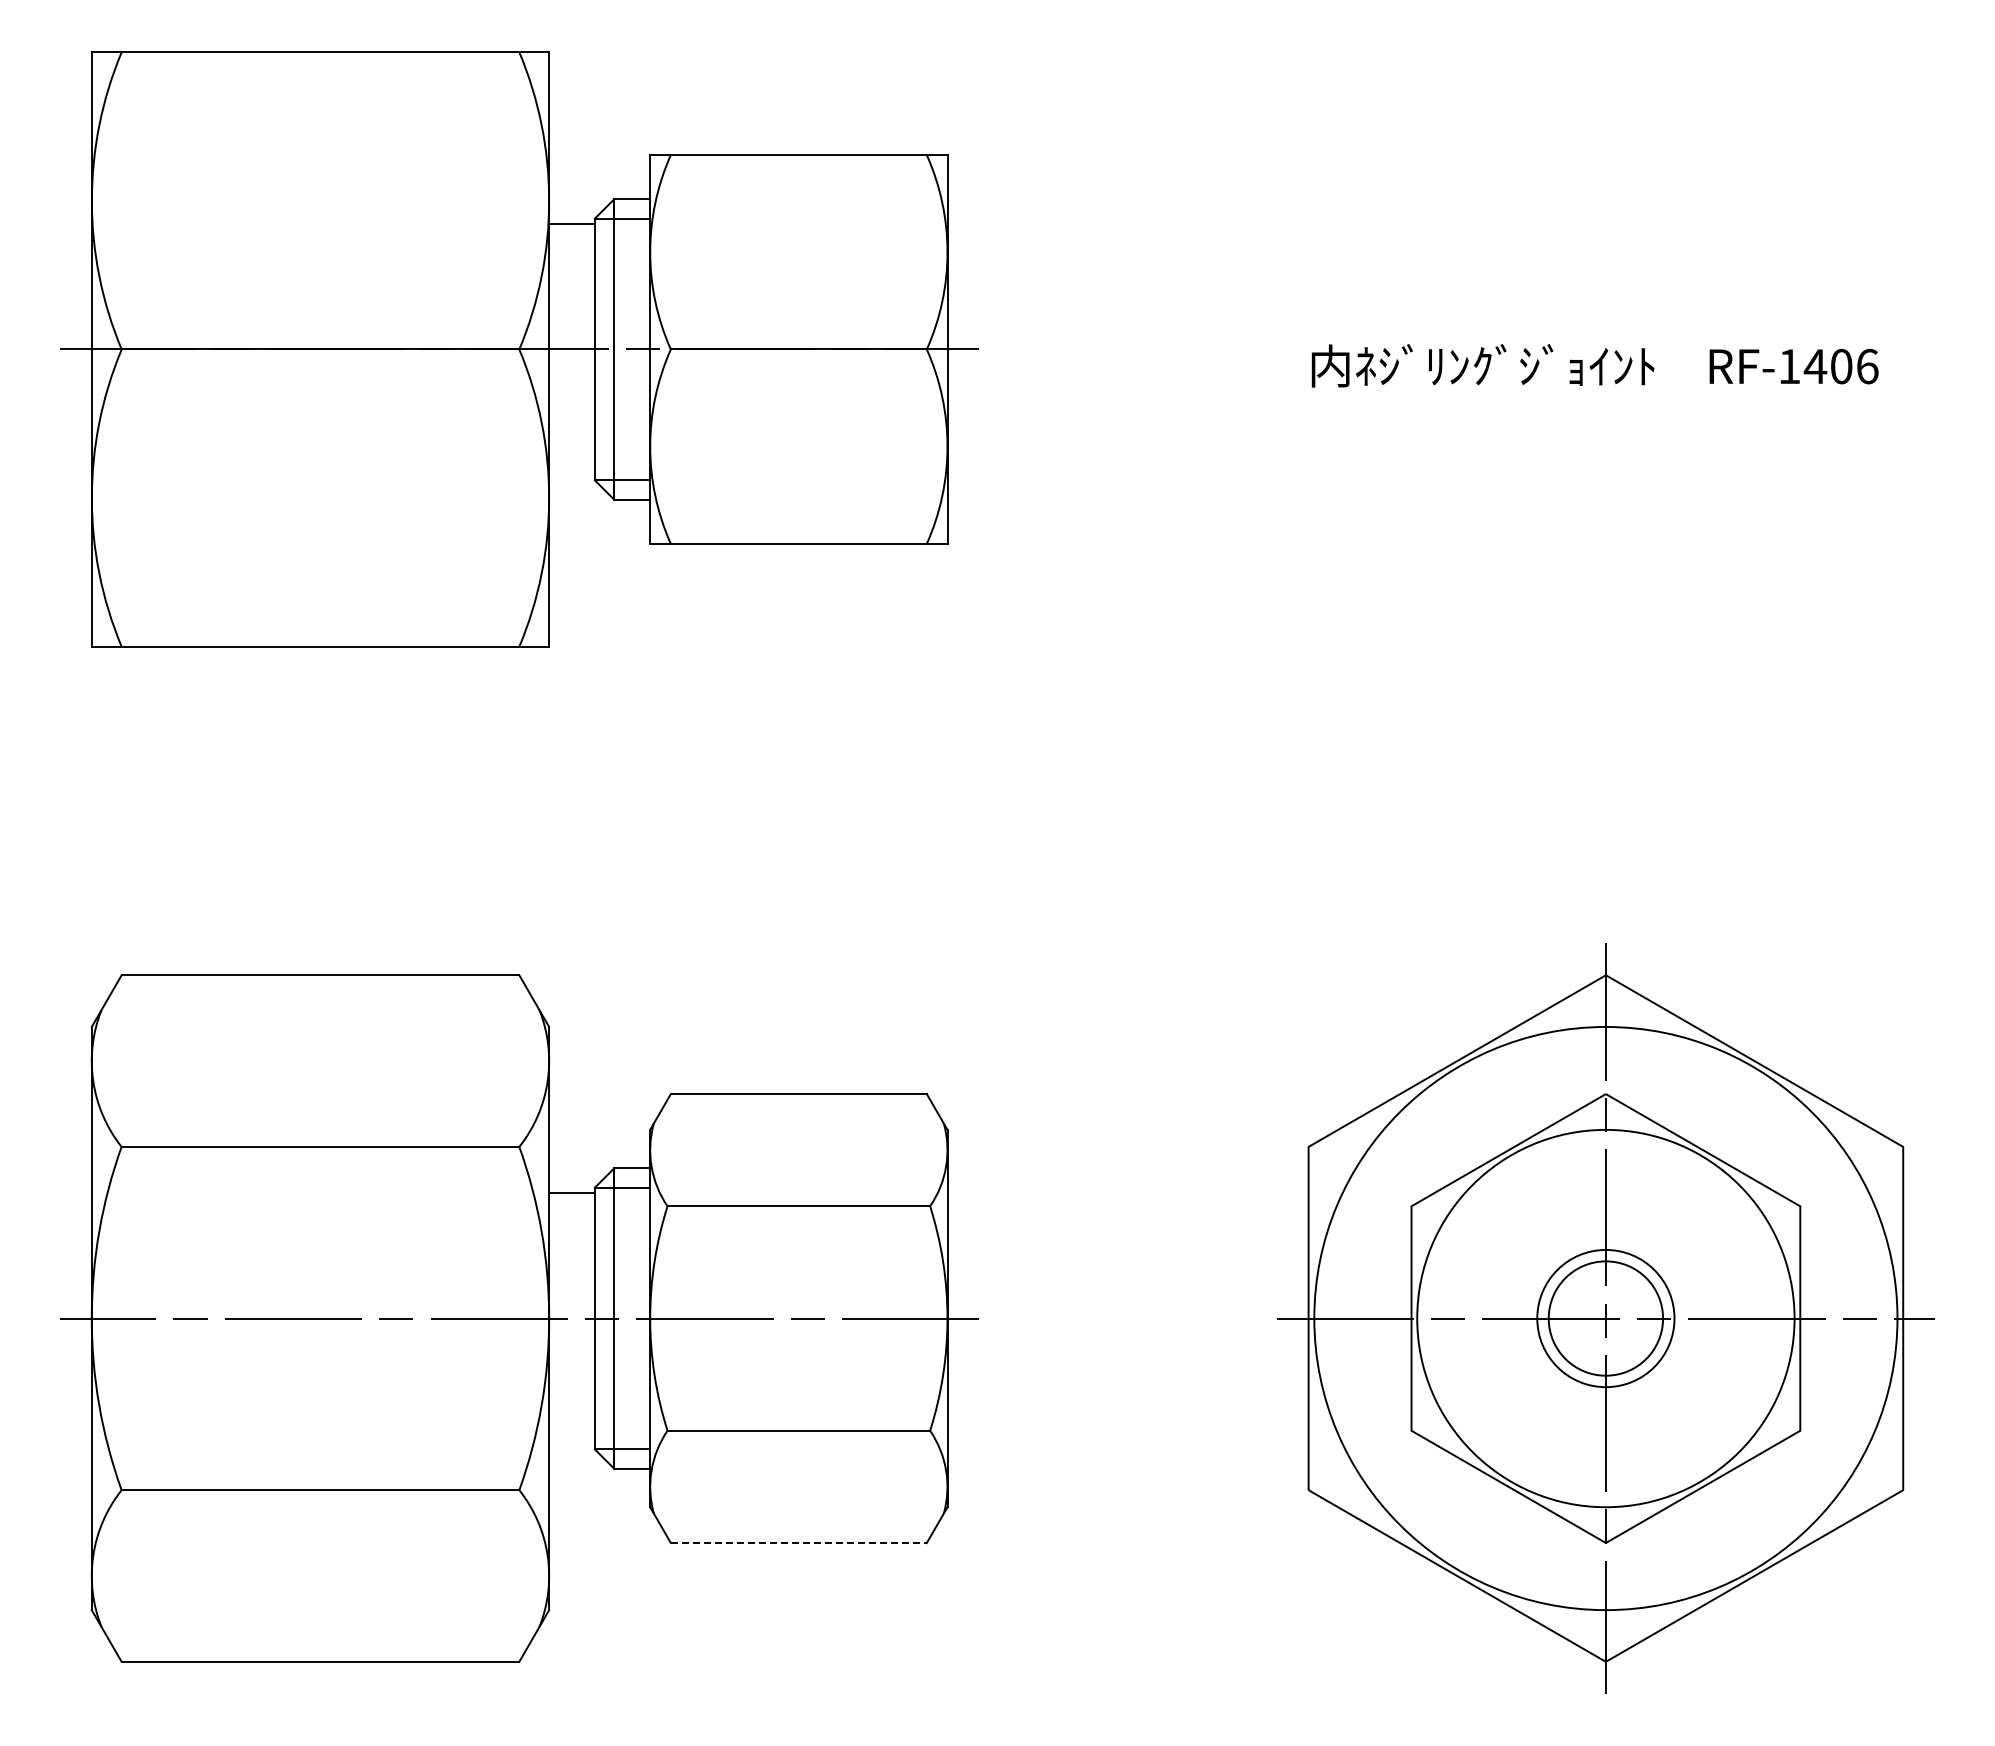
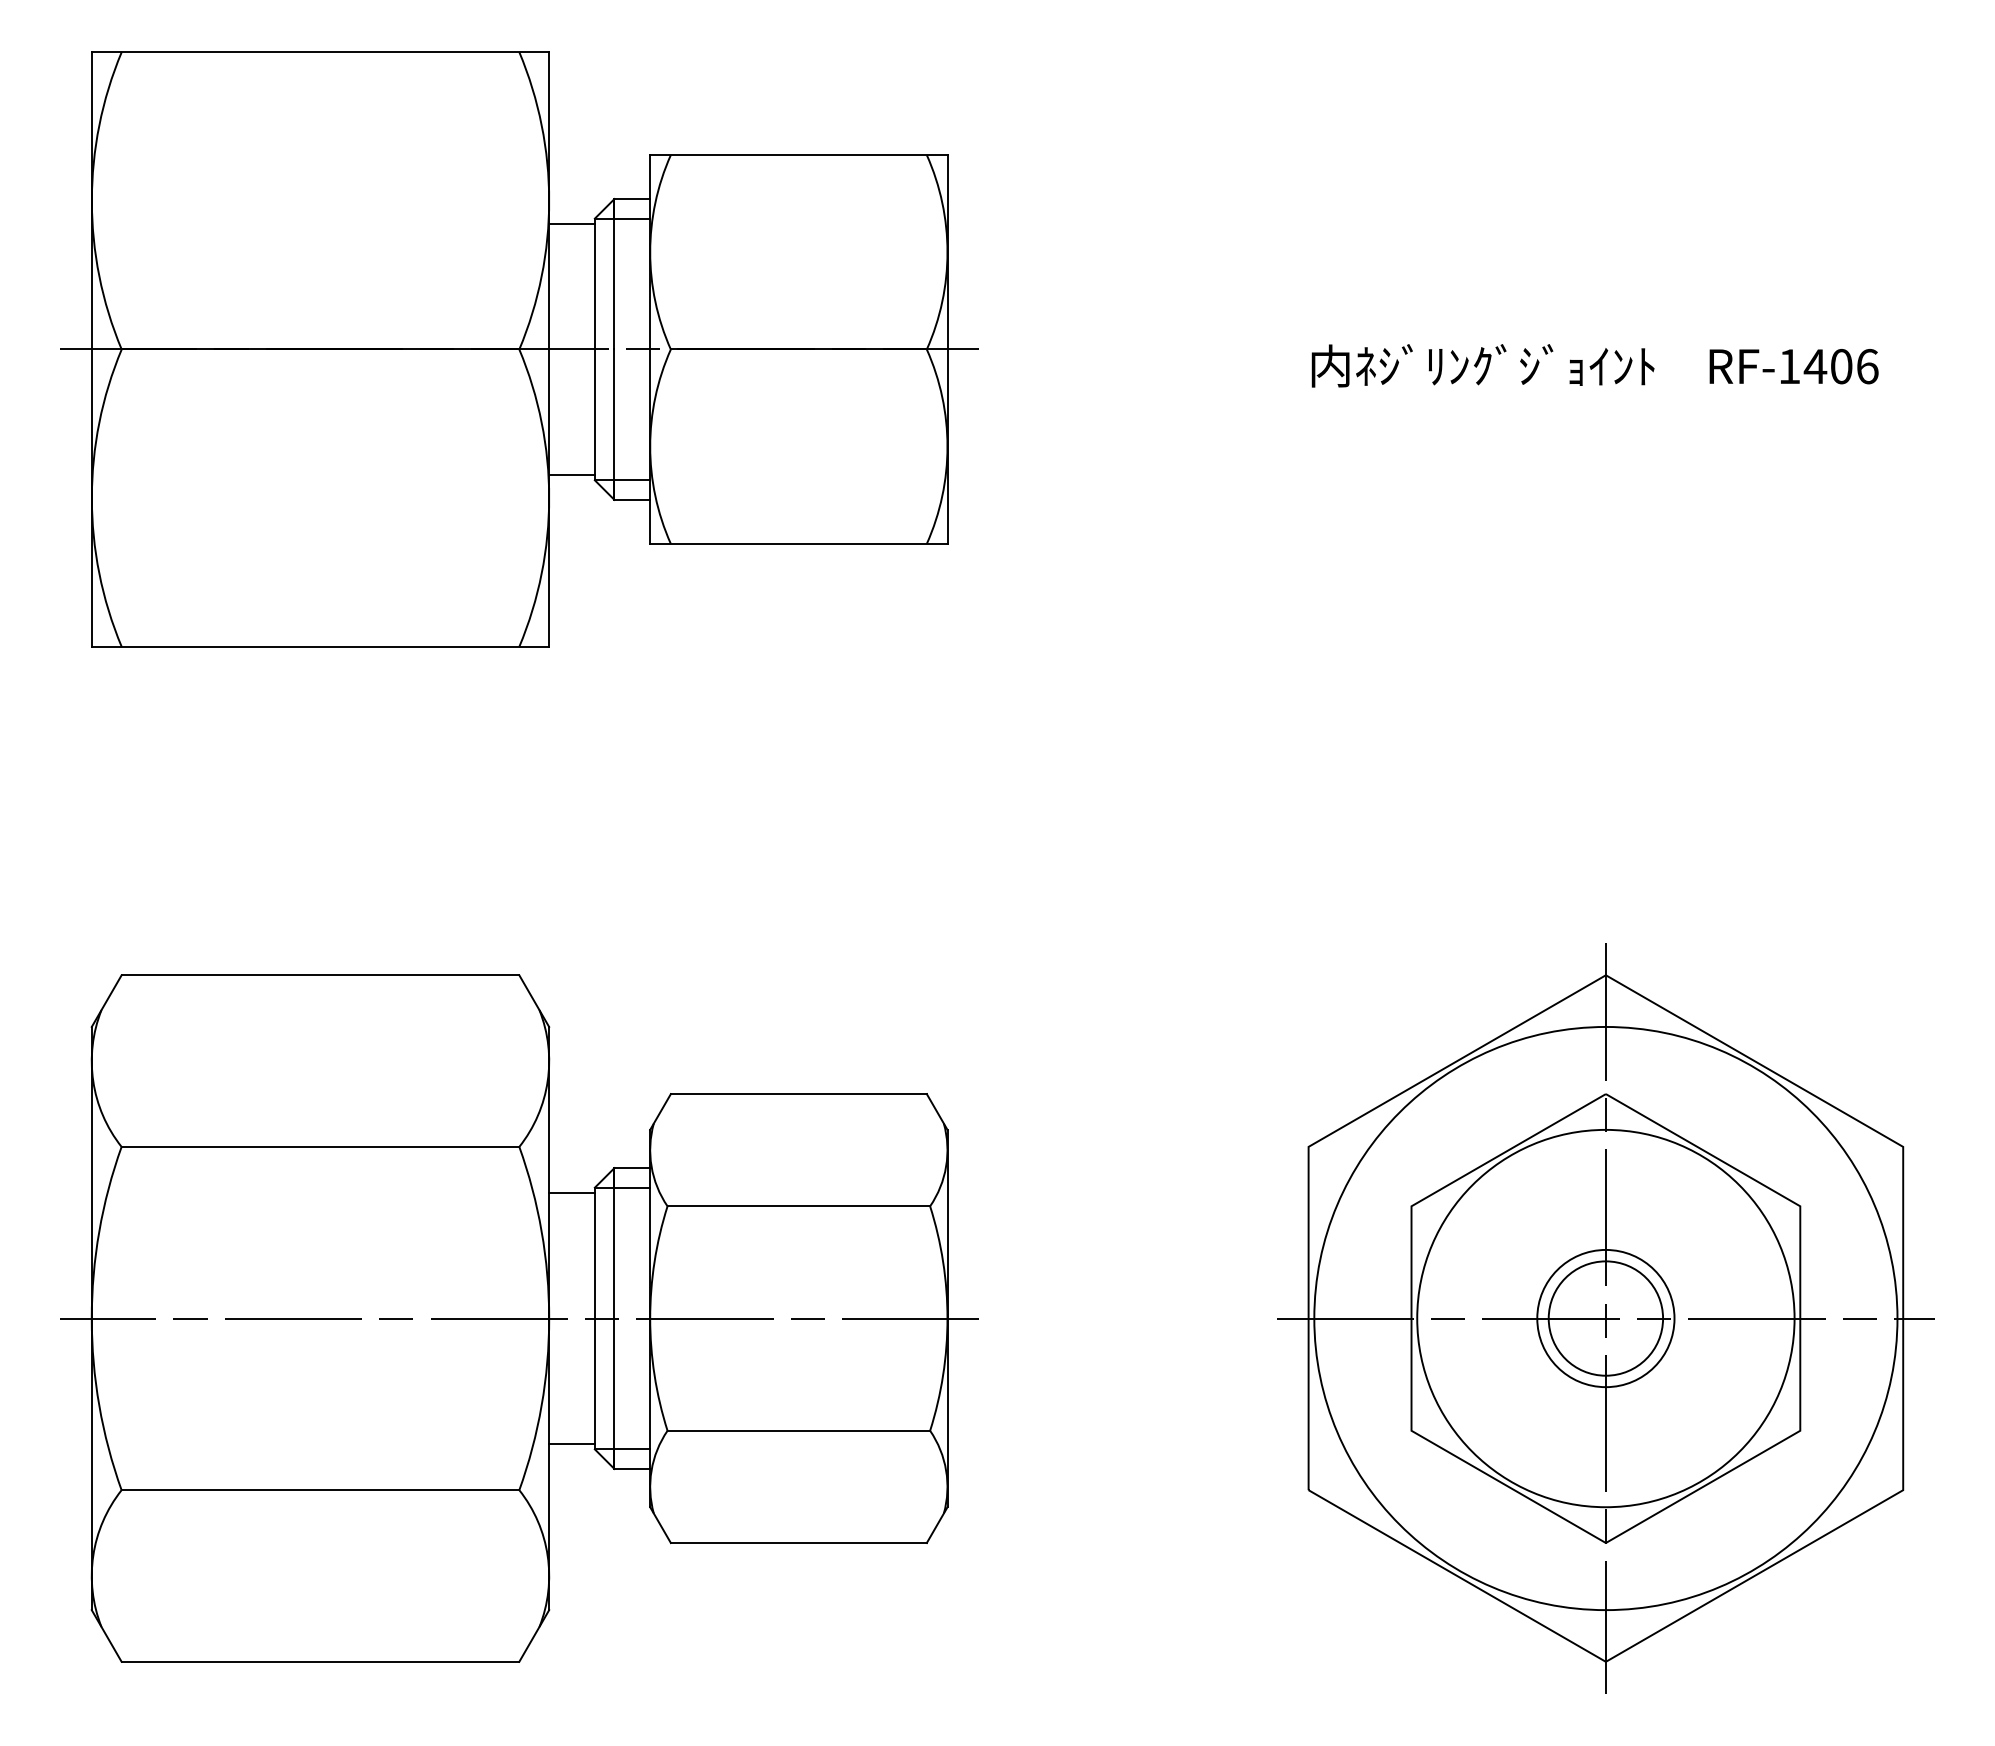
line: none -> present (571, 475)
line: none -> present (571, 1444)
line: dashed -> solid (798, 1543)
